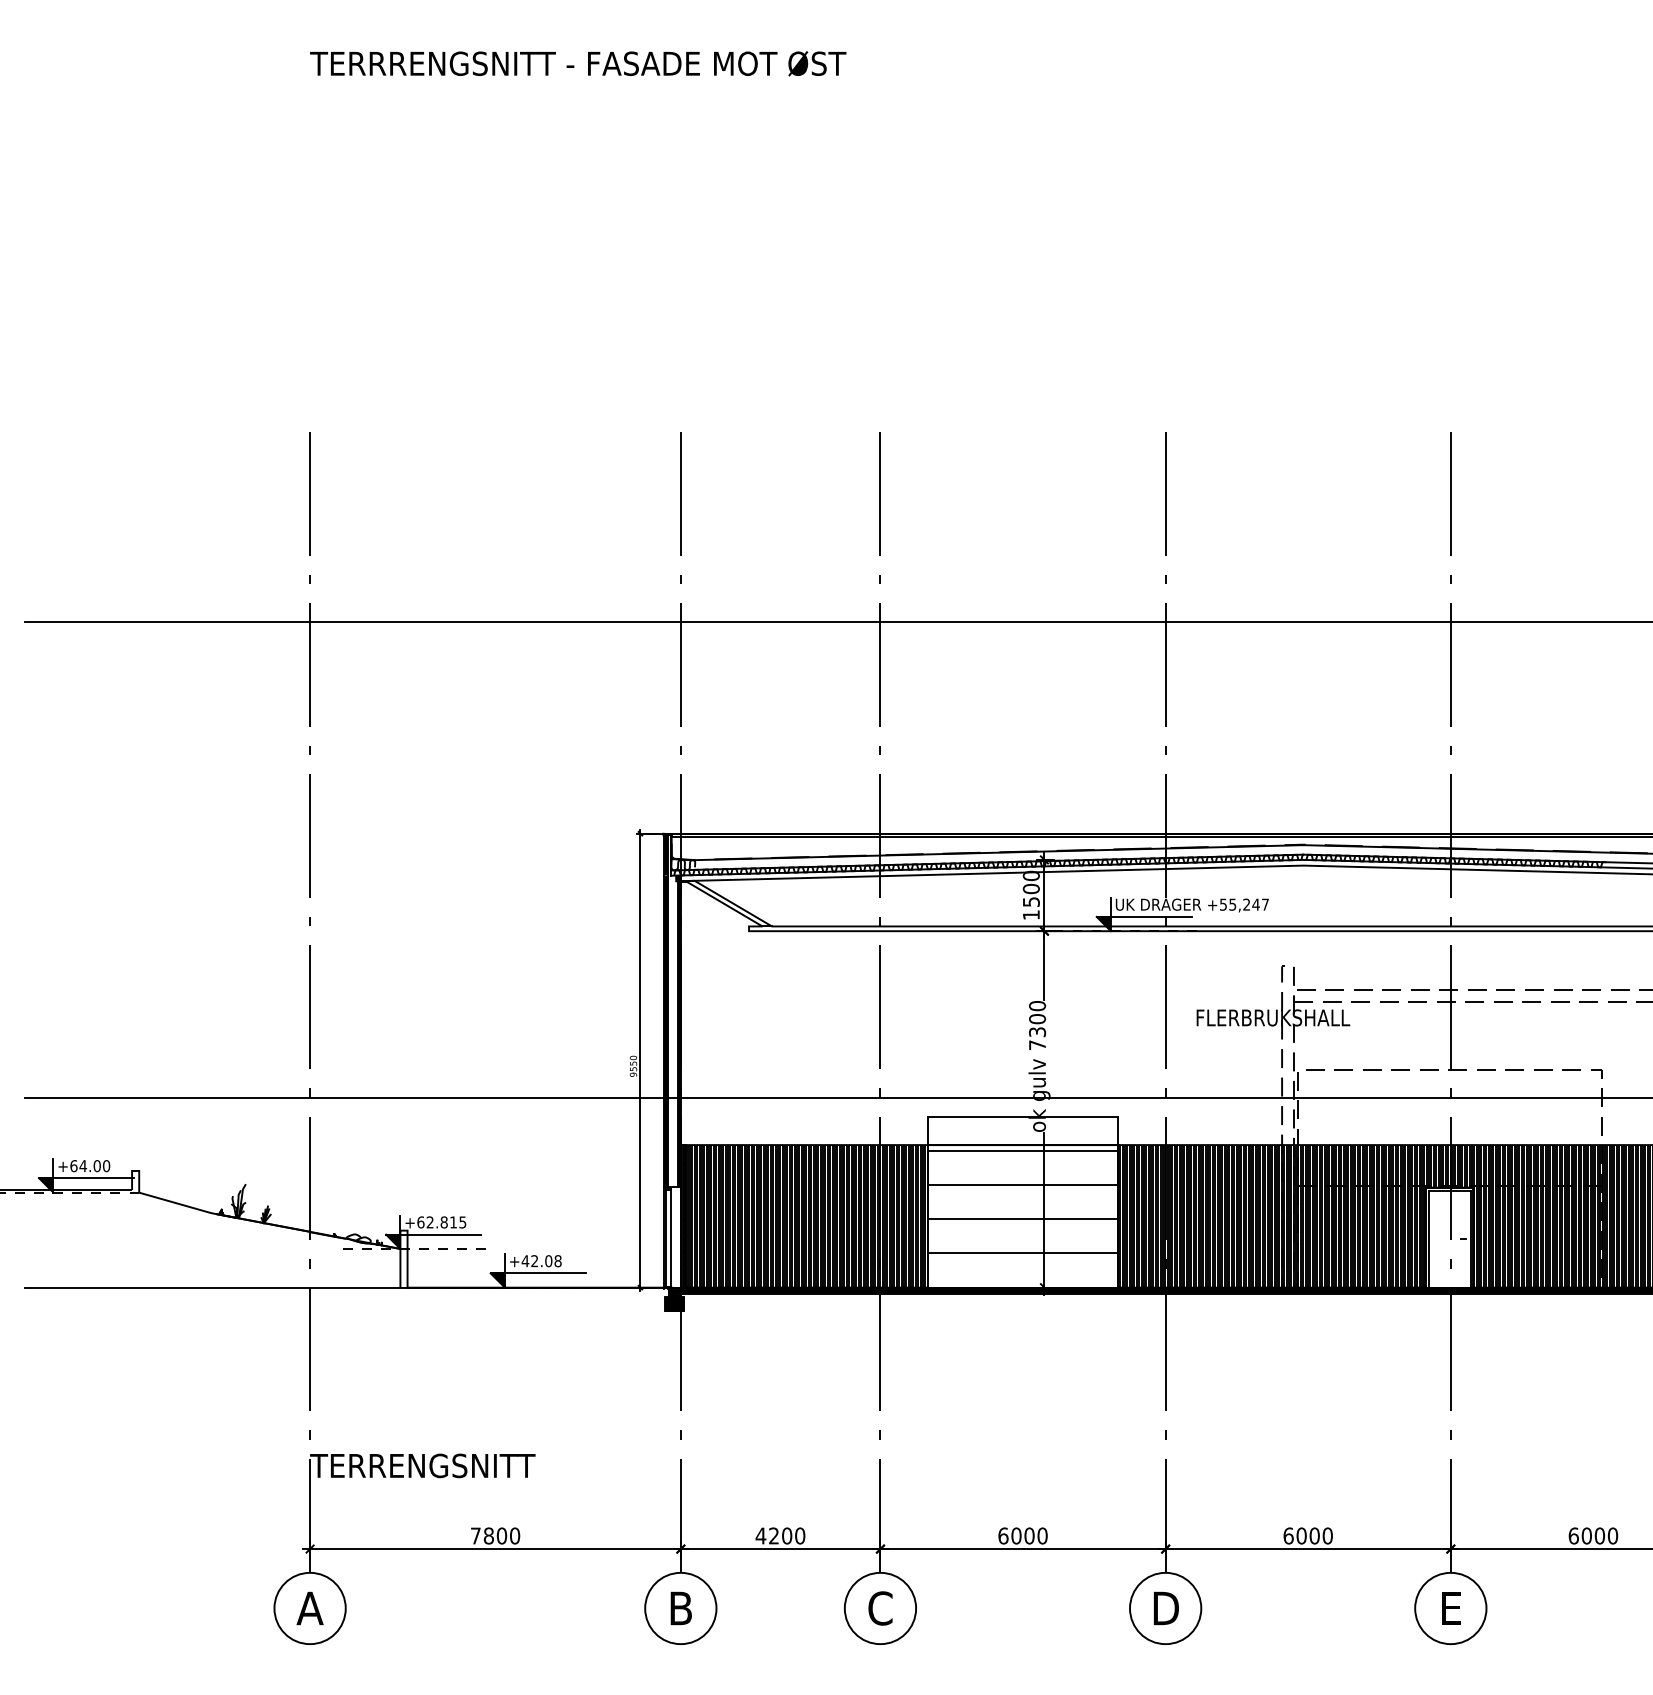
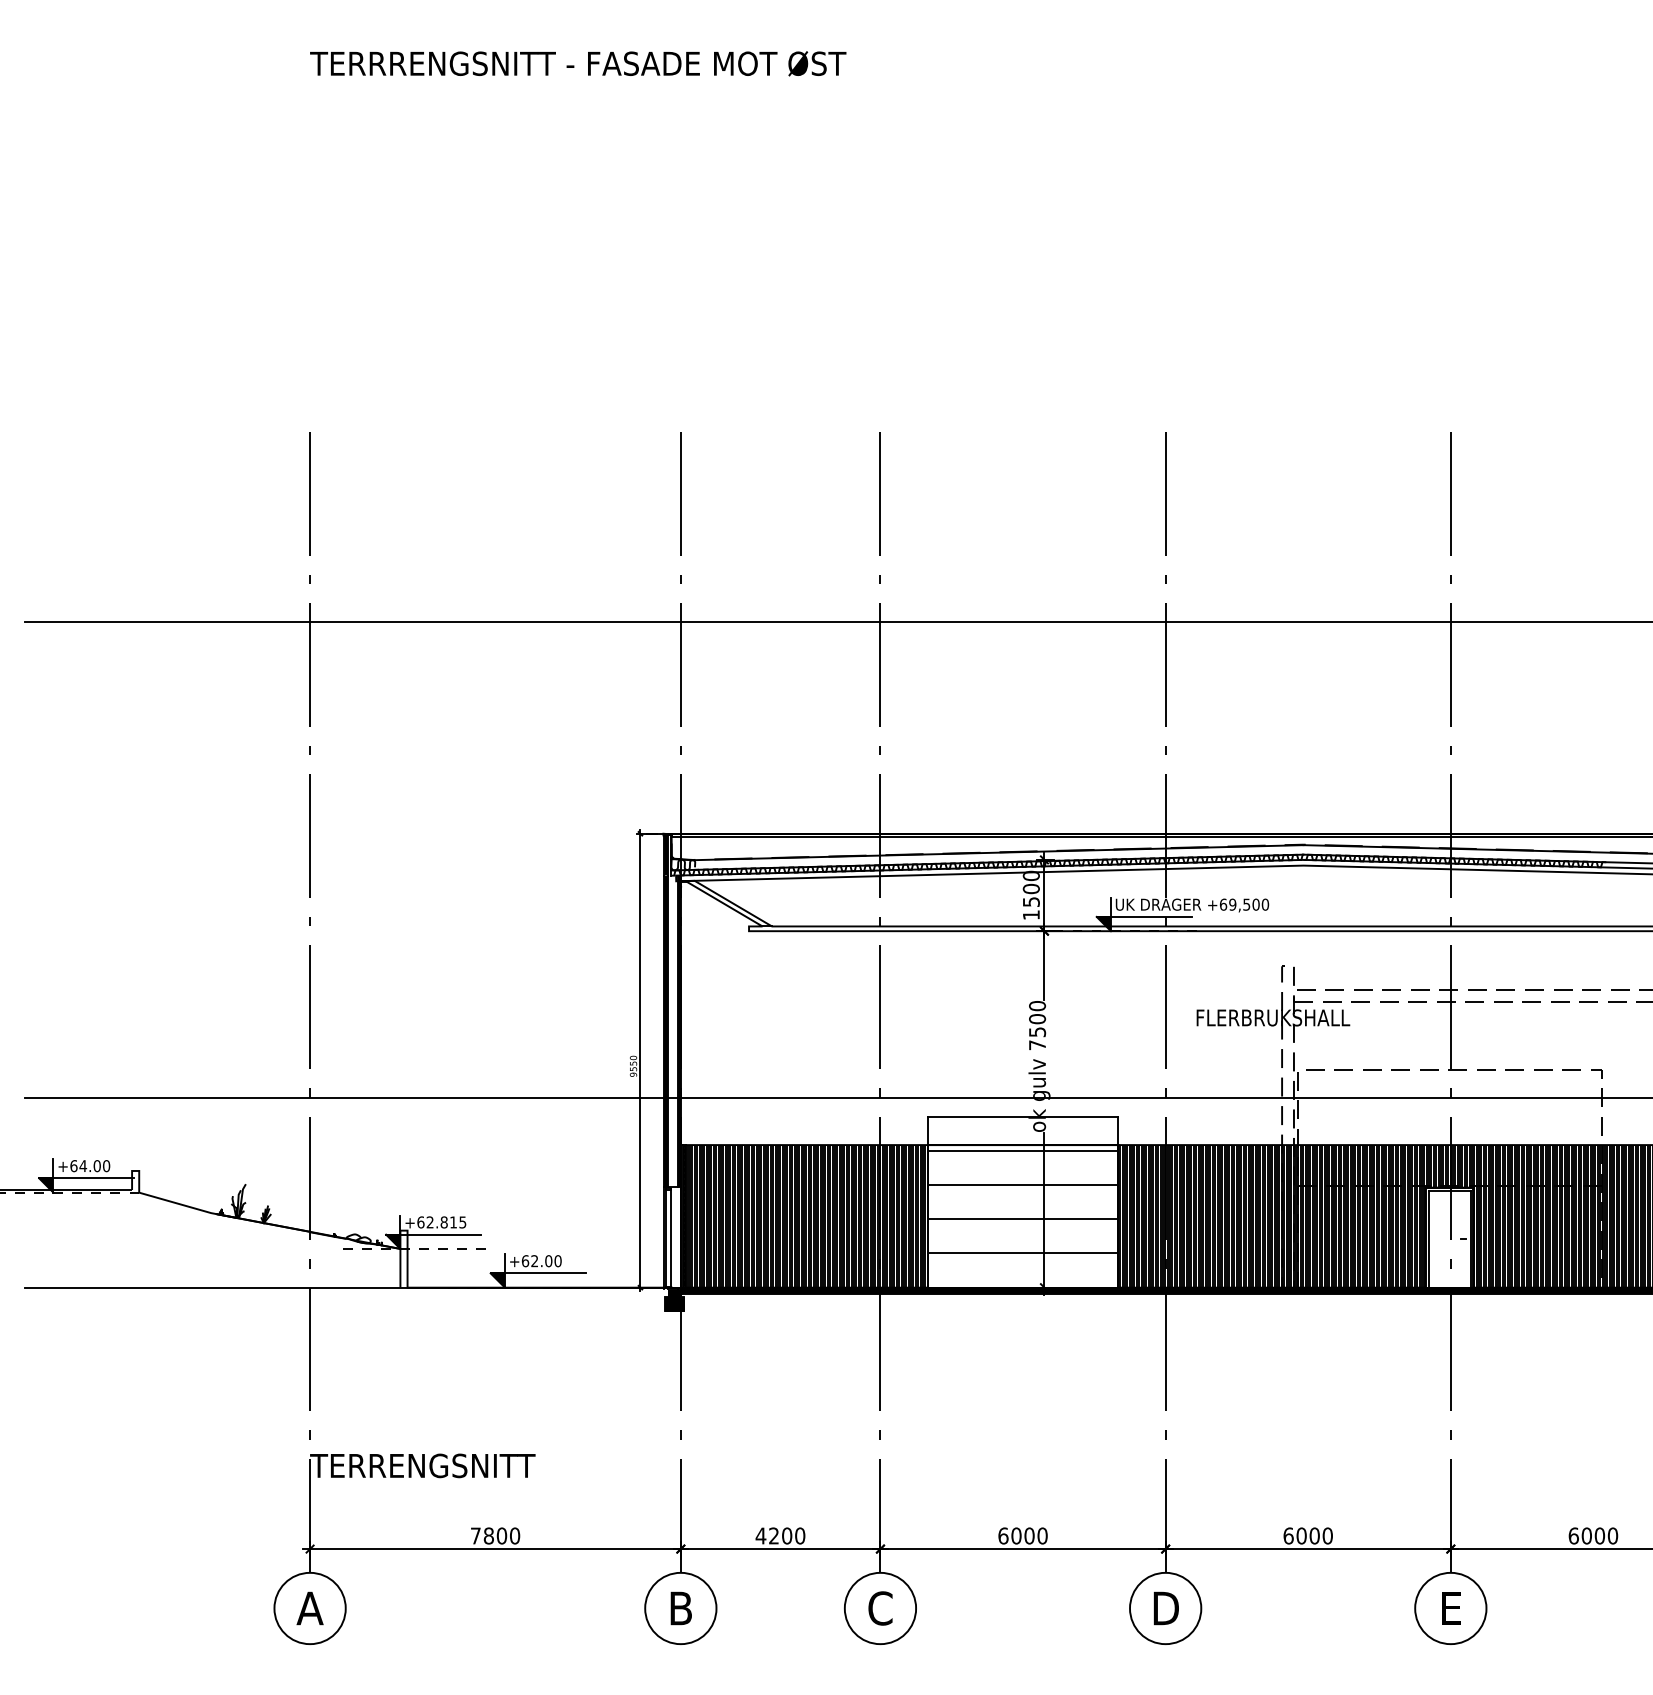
text: +55,247 -> +69,500 (1244, 904)
text: 7300 -> 7500 (1037, 1031)
text: +42.08 -> +62.00 (541, 1261)
